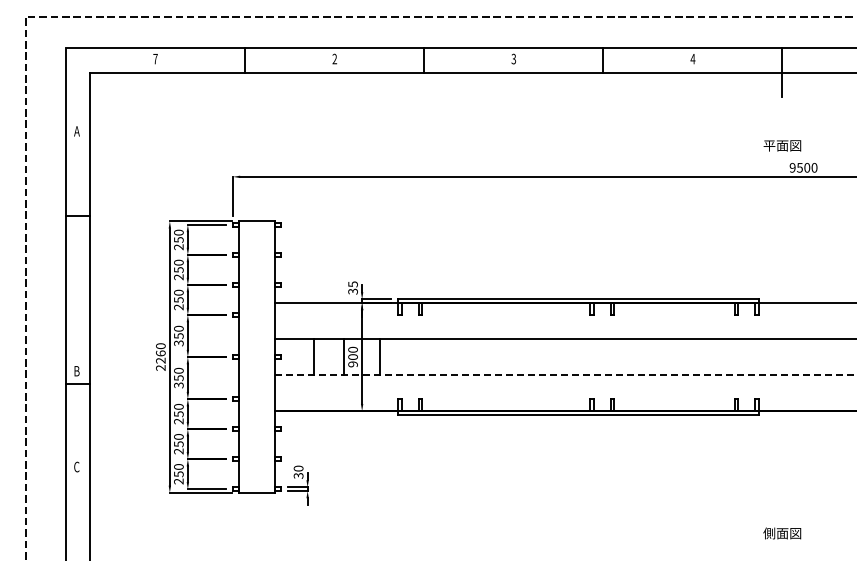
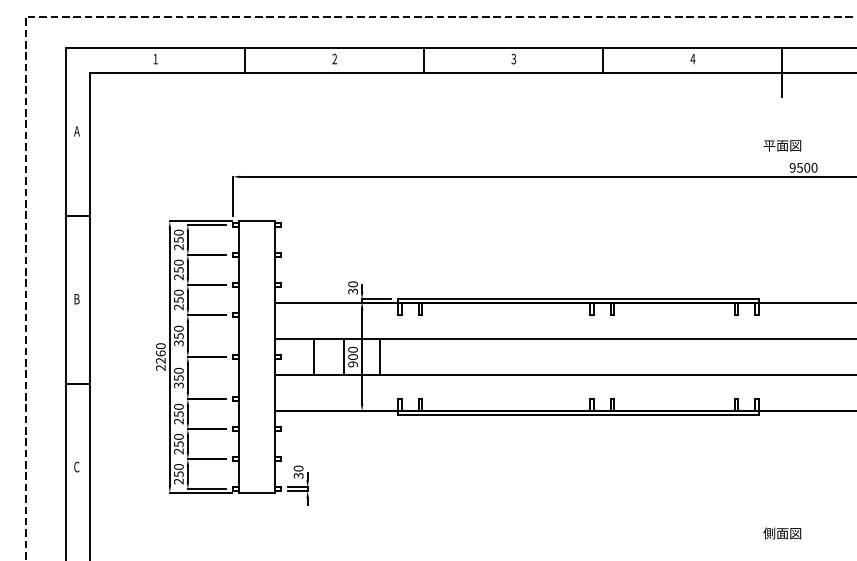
text: 7 -> 1 (155, 59)
text: 35 -> 30 (352, 284)
text position: (76, 371) -> (76, 299) (76, 299)
line: dashed -> solid (565, 375)
